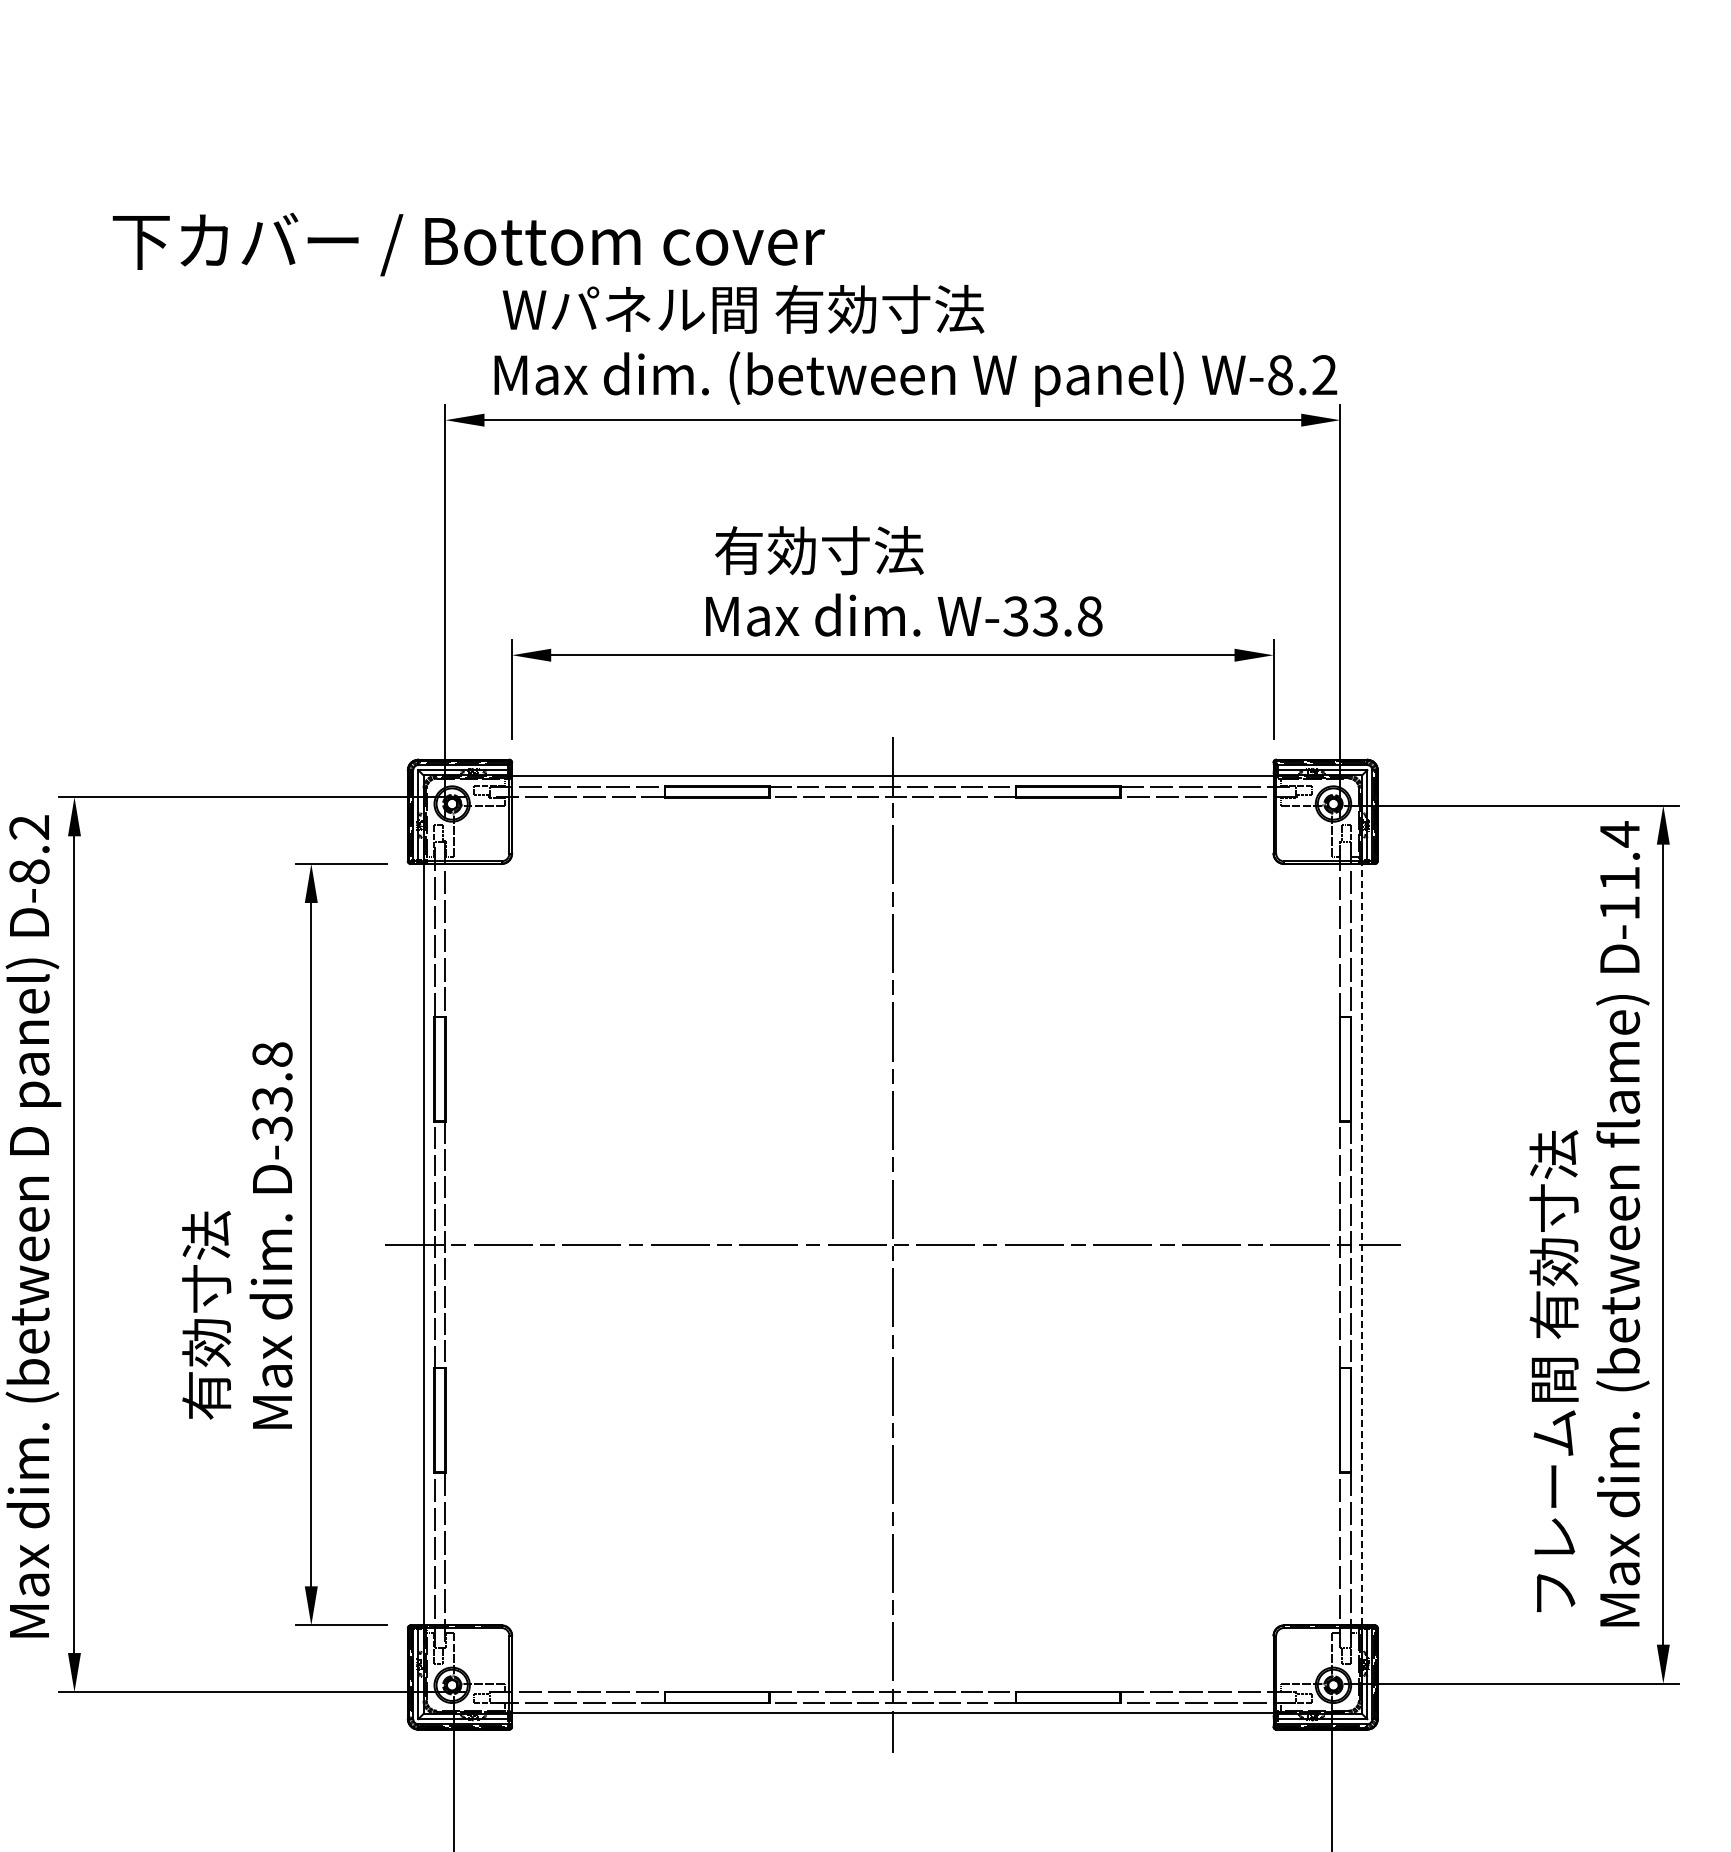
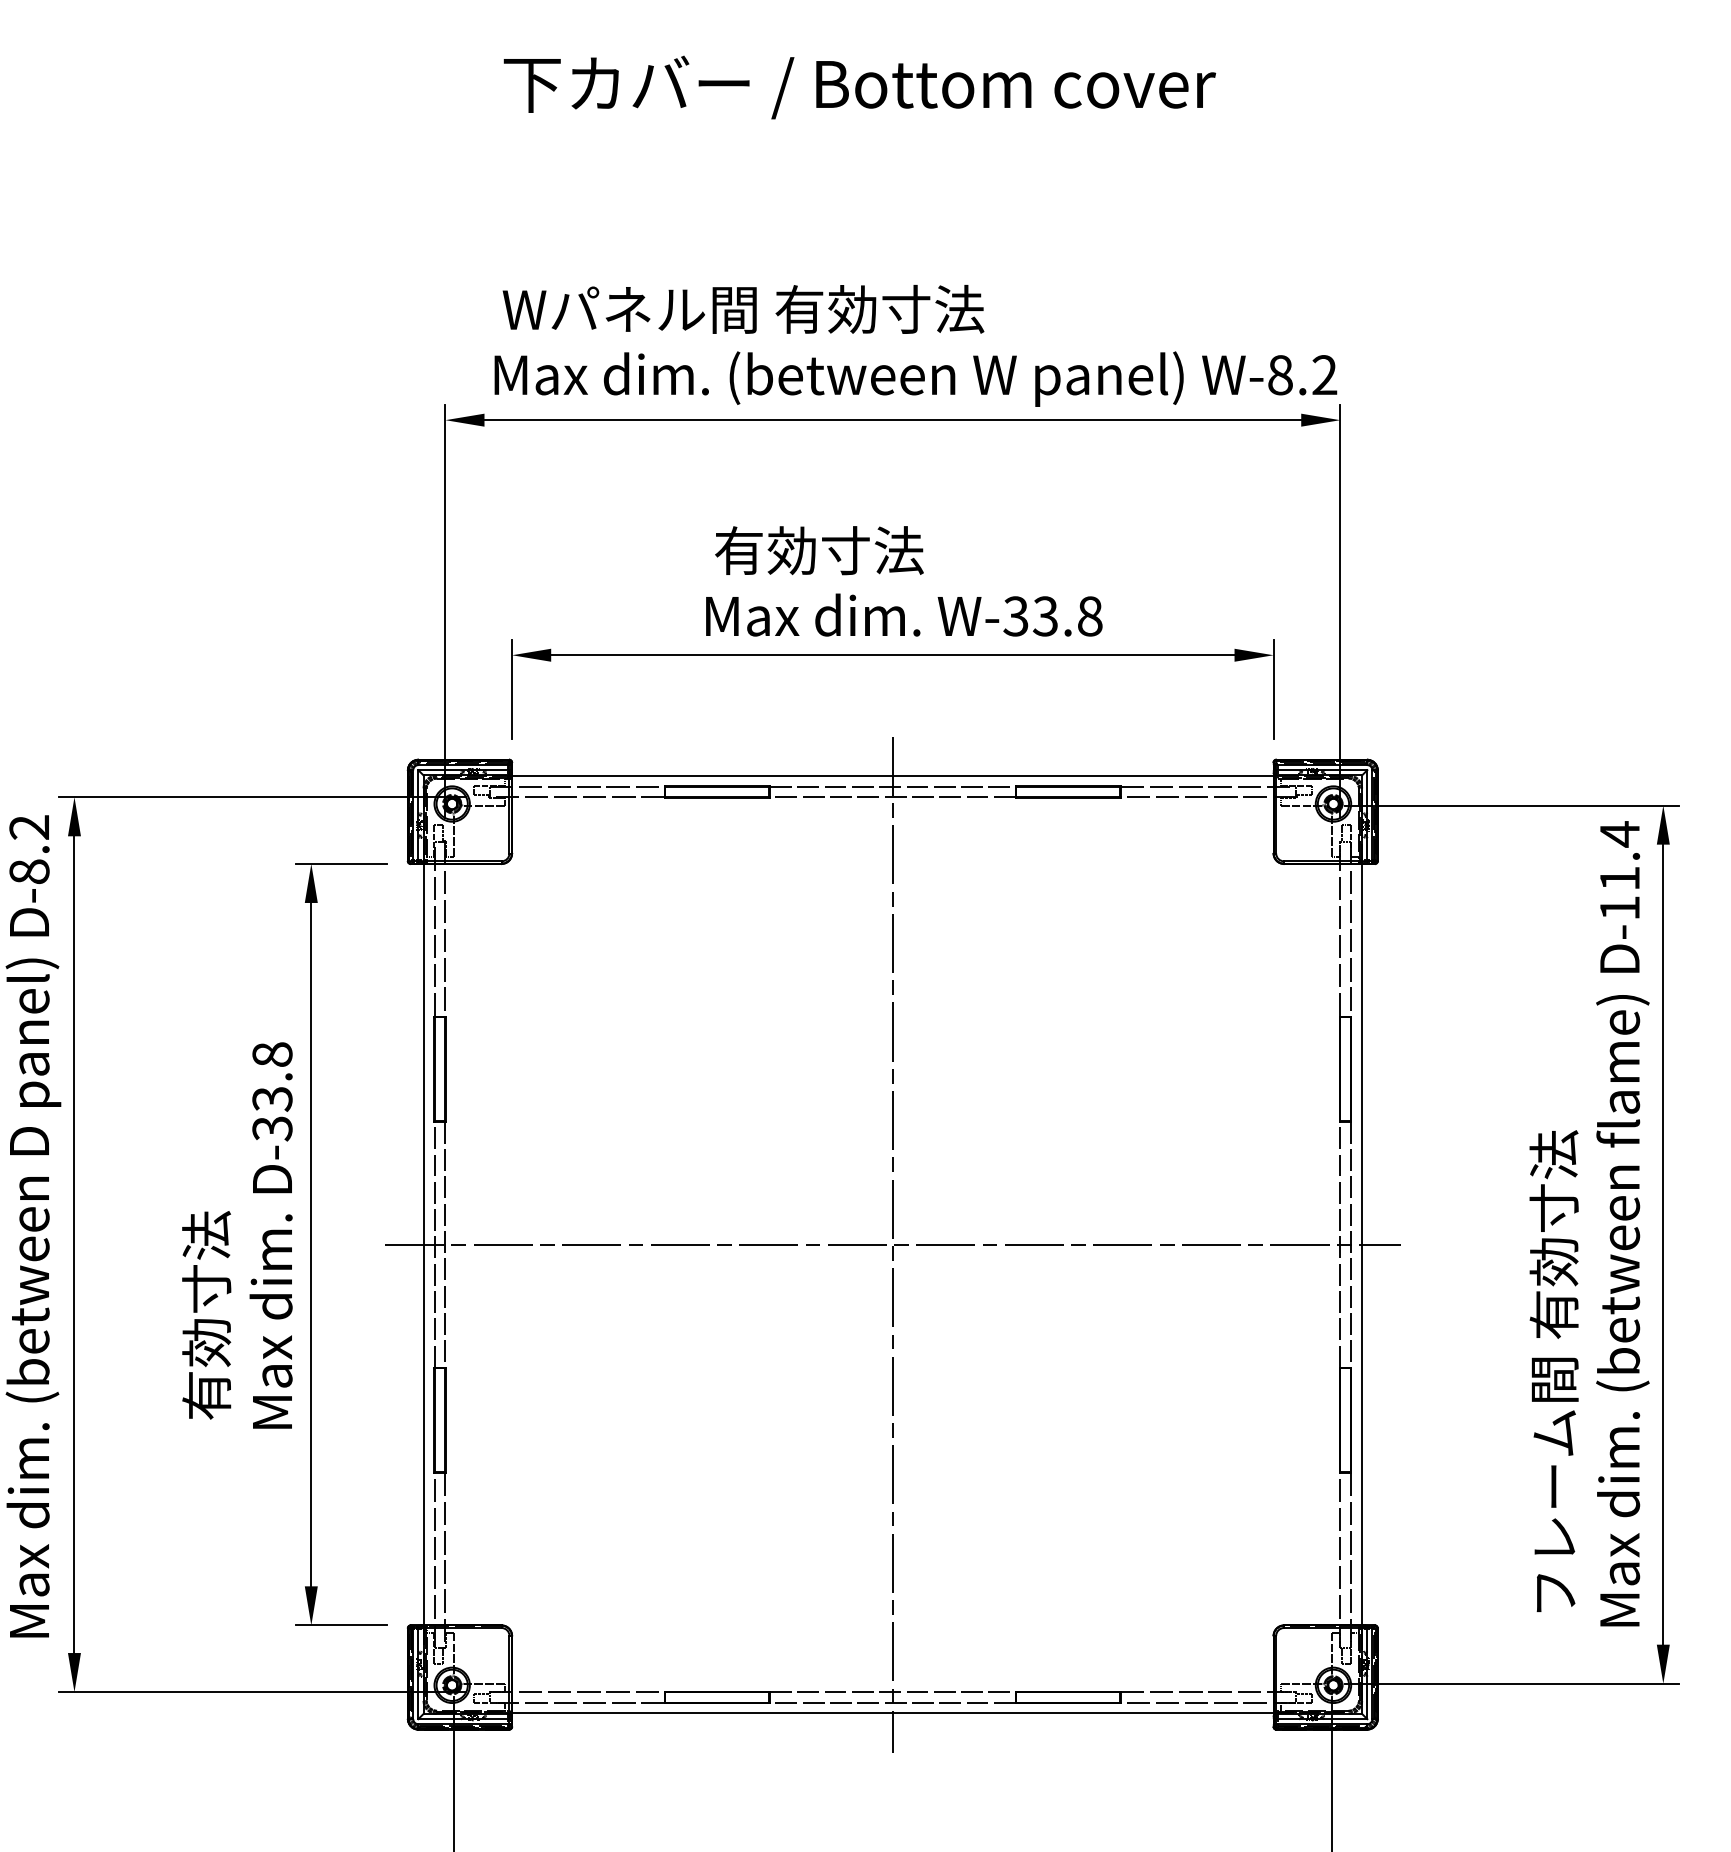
text position: (468, 244) -> (859, 87) (859, 87)
line: dashed -> solid (1361, 1244)
